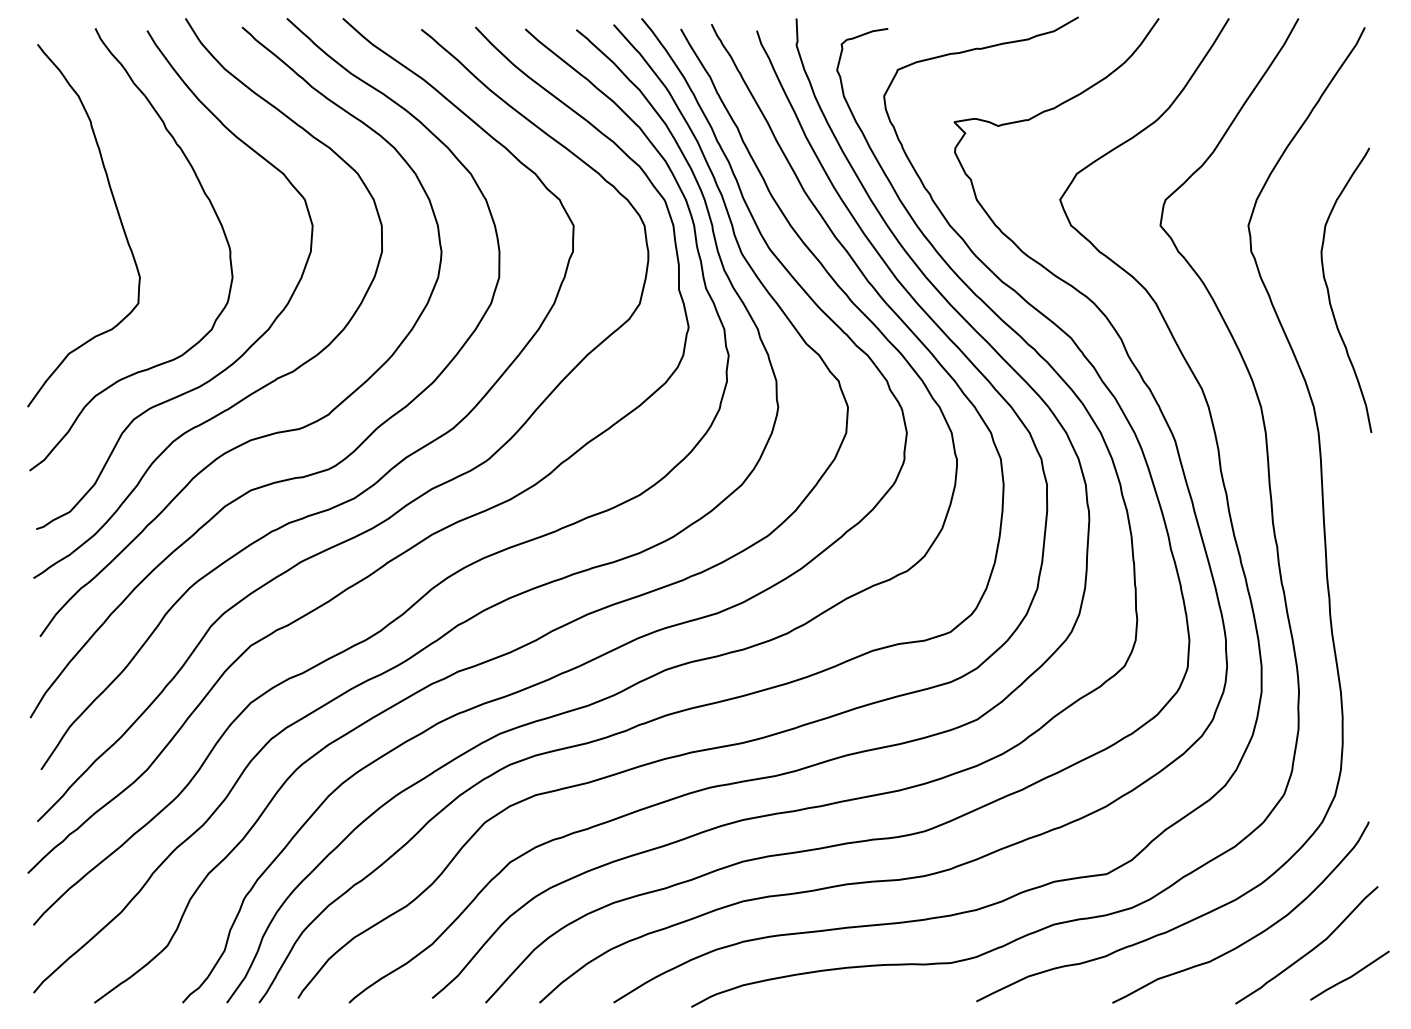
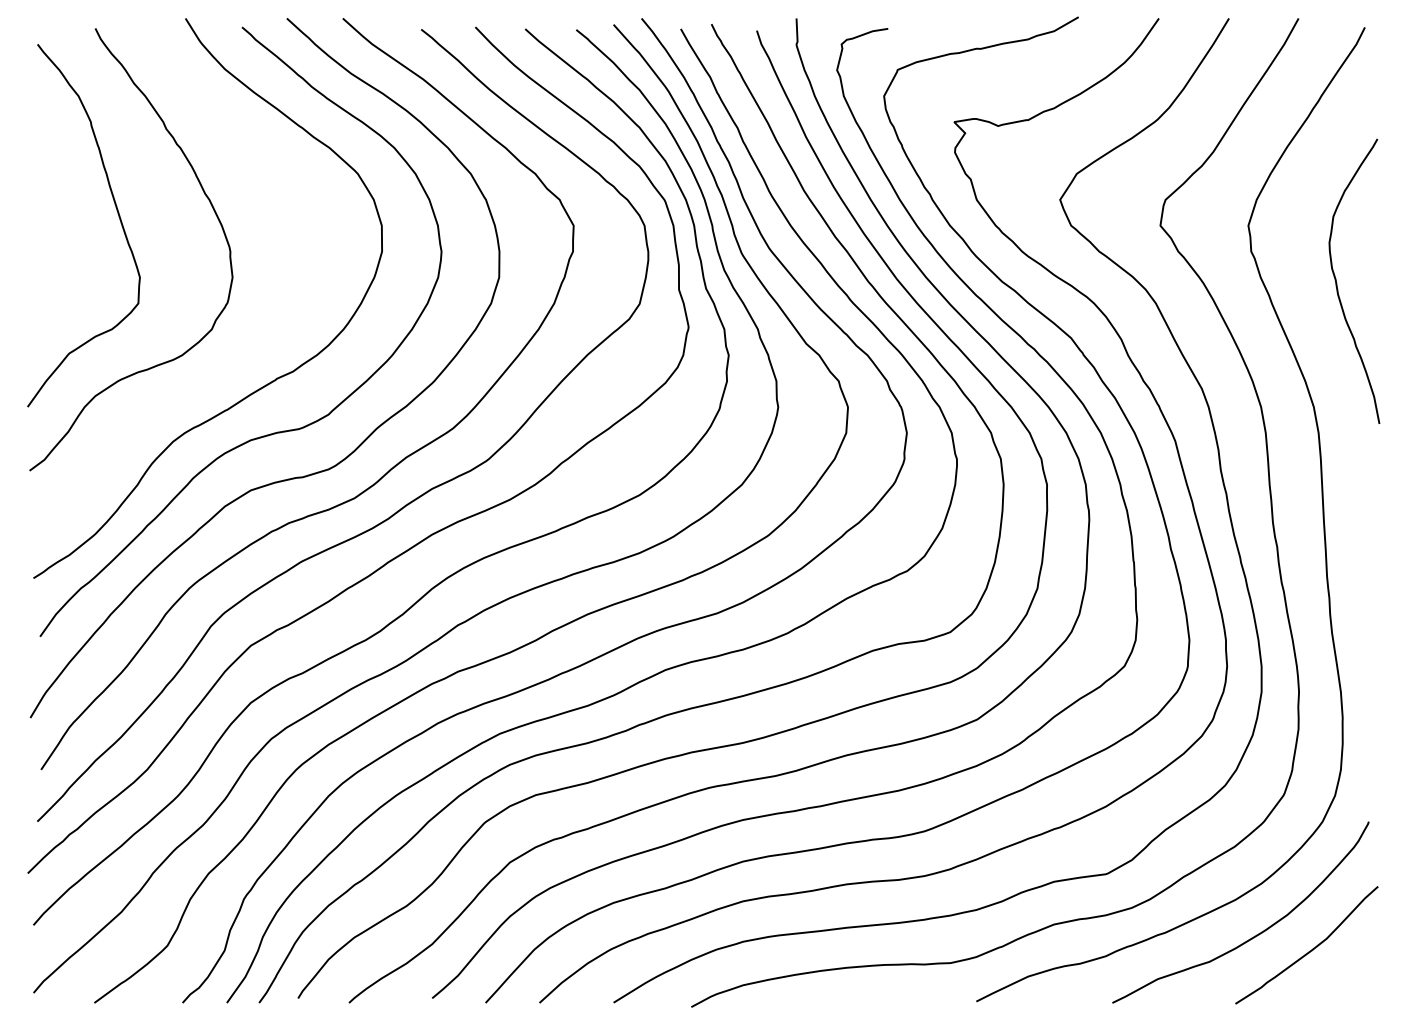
curve position: (1329, 292) -> (1337, 283) (1337, 283)
curve: present -> none (245, 350)
line: present -> none (1349, 976)
